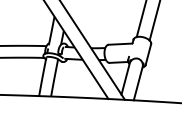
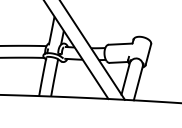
line: present -> none (140, 19)
line: present -> none (154, 21)
